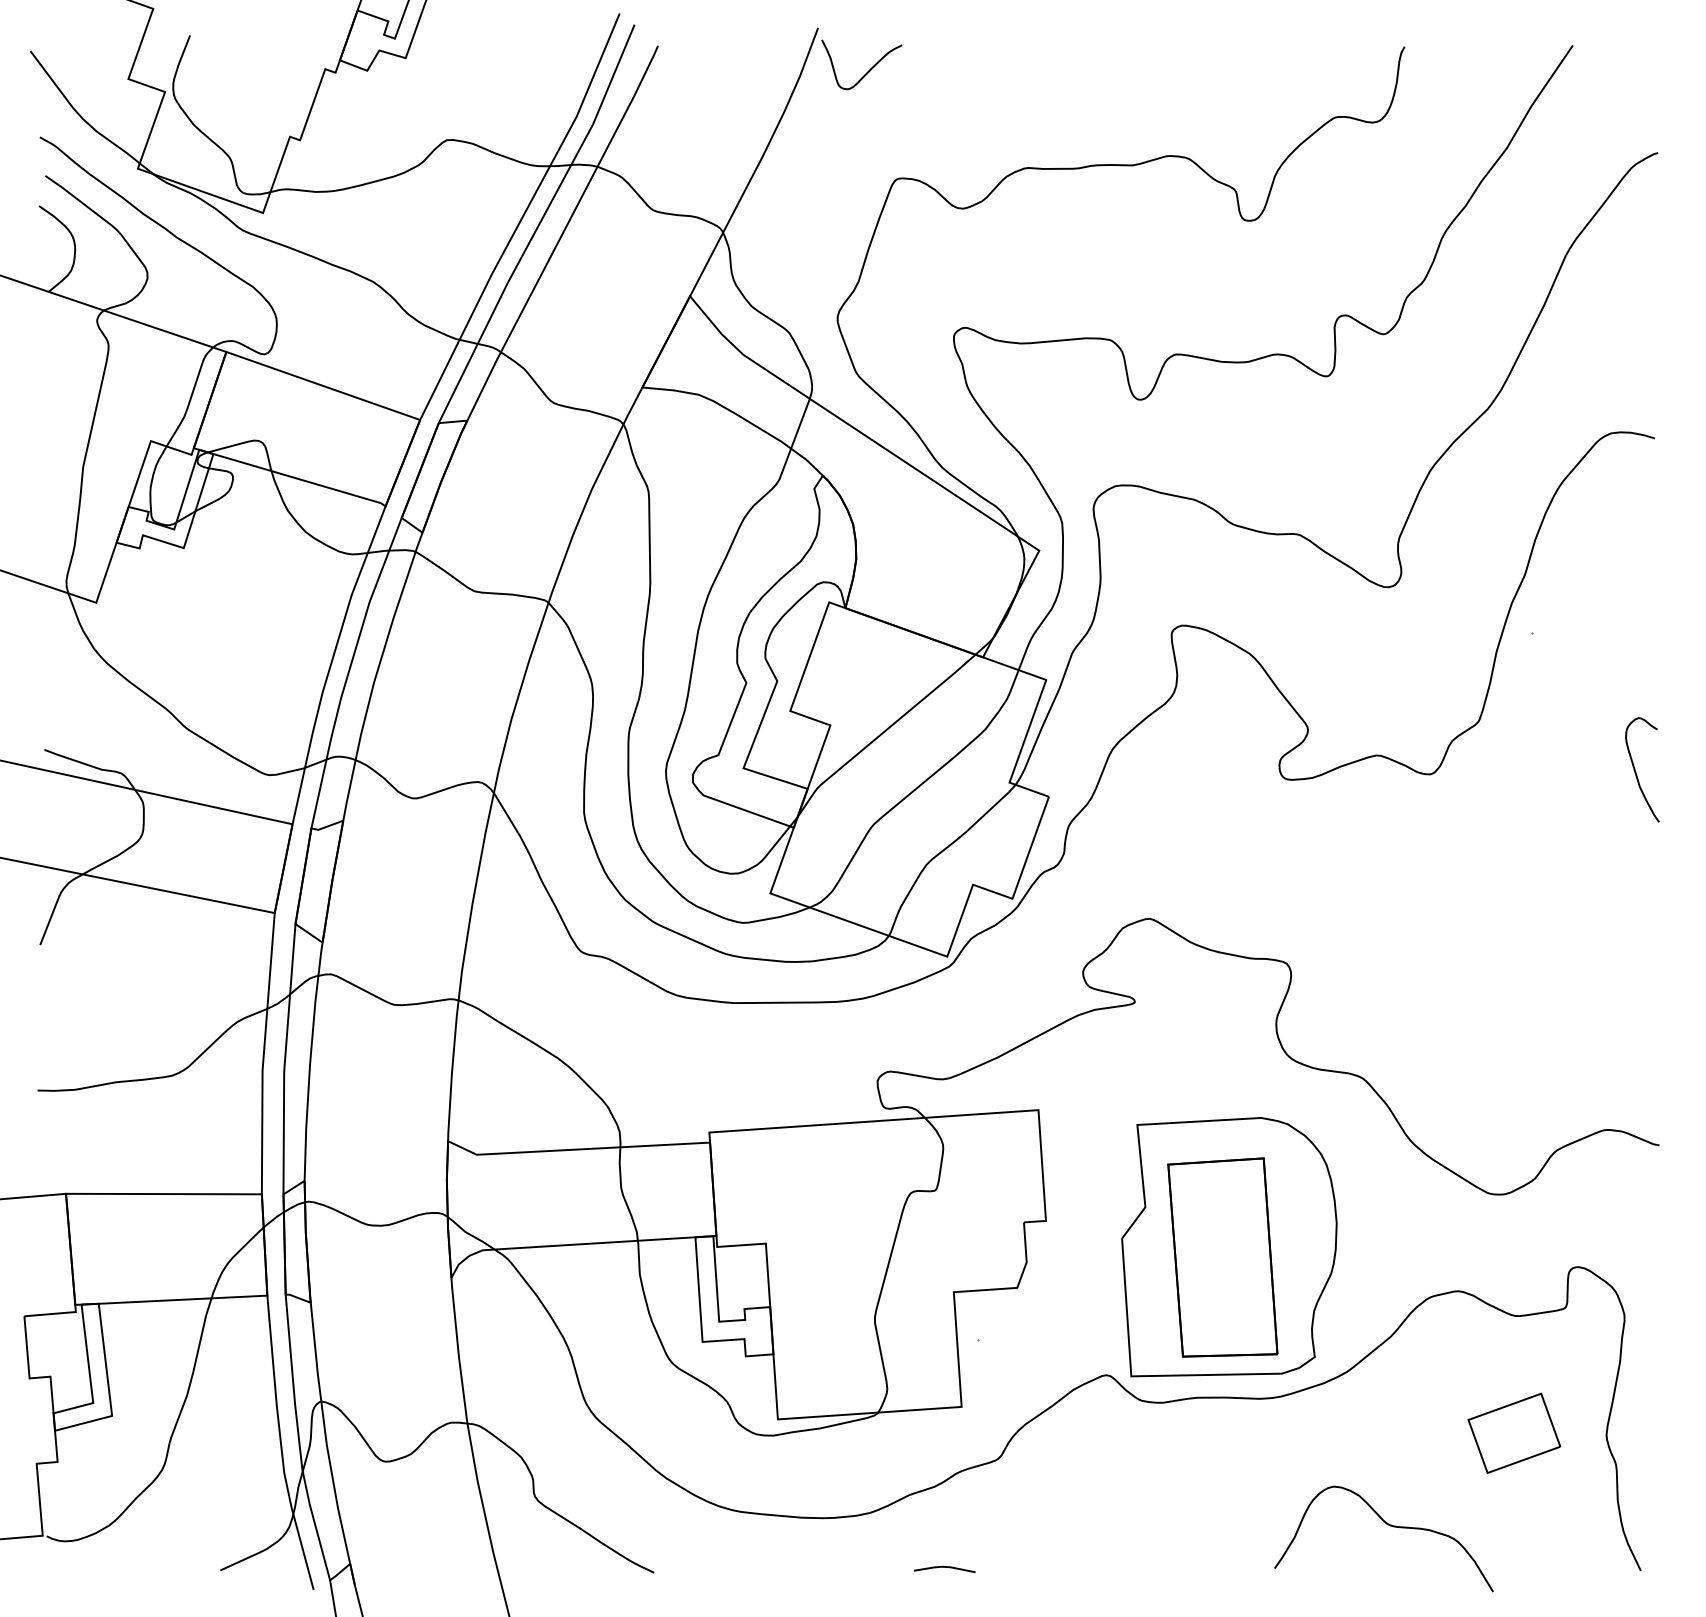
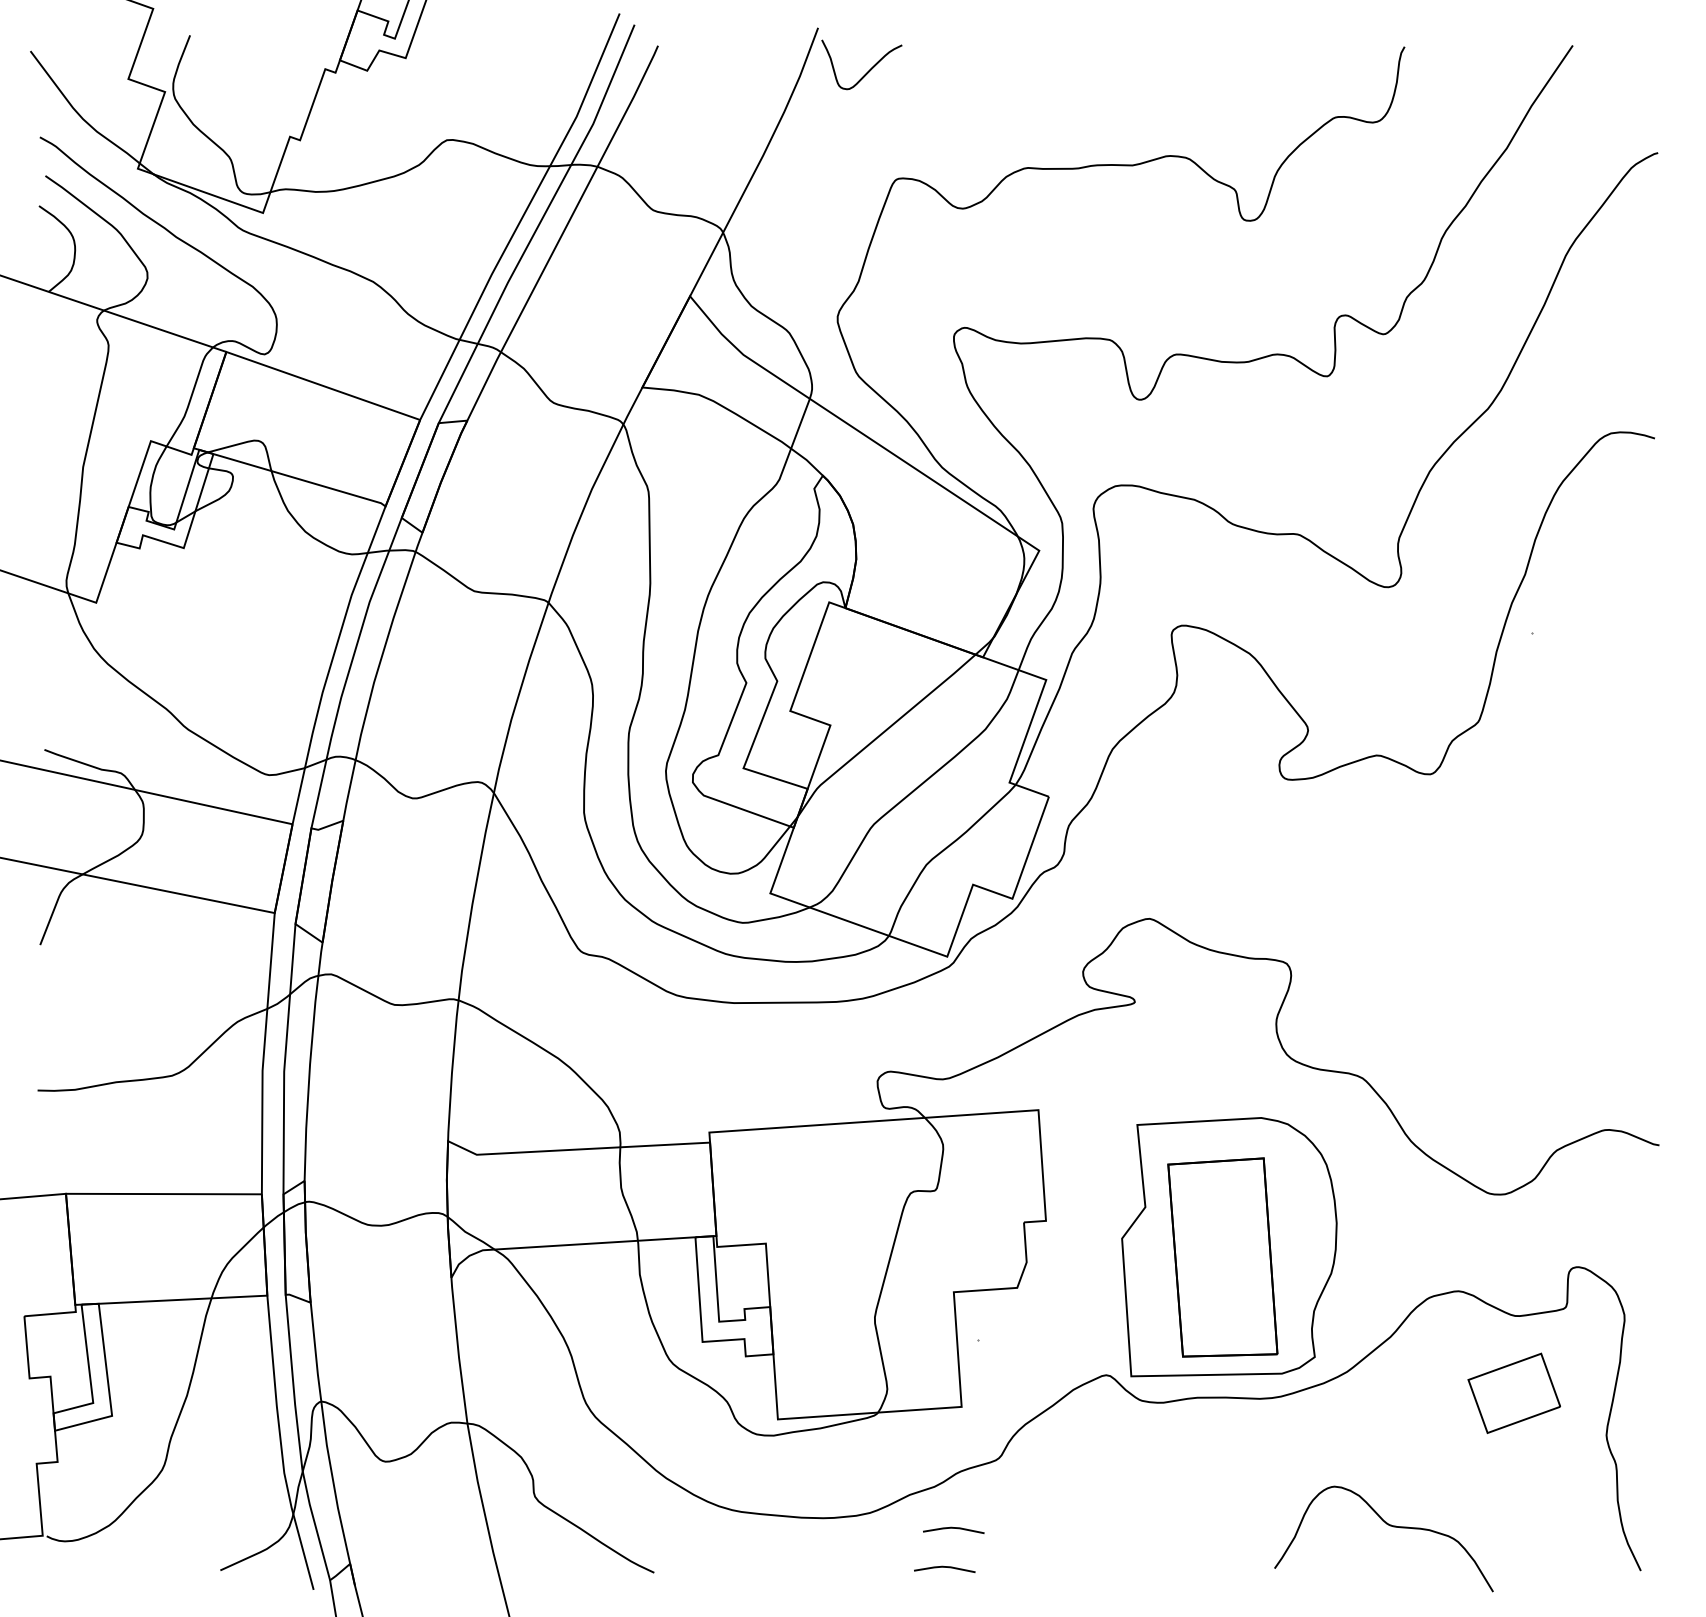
curve: present -> none (1636, 771)
part position: (1513, 1432) -> (1513, 1392) (1513, 1392)
line: none -> present (953, 1528)
